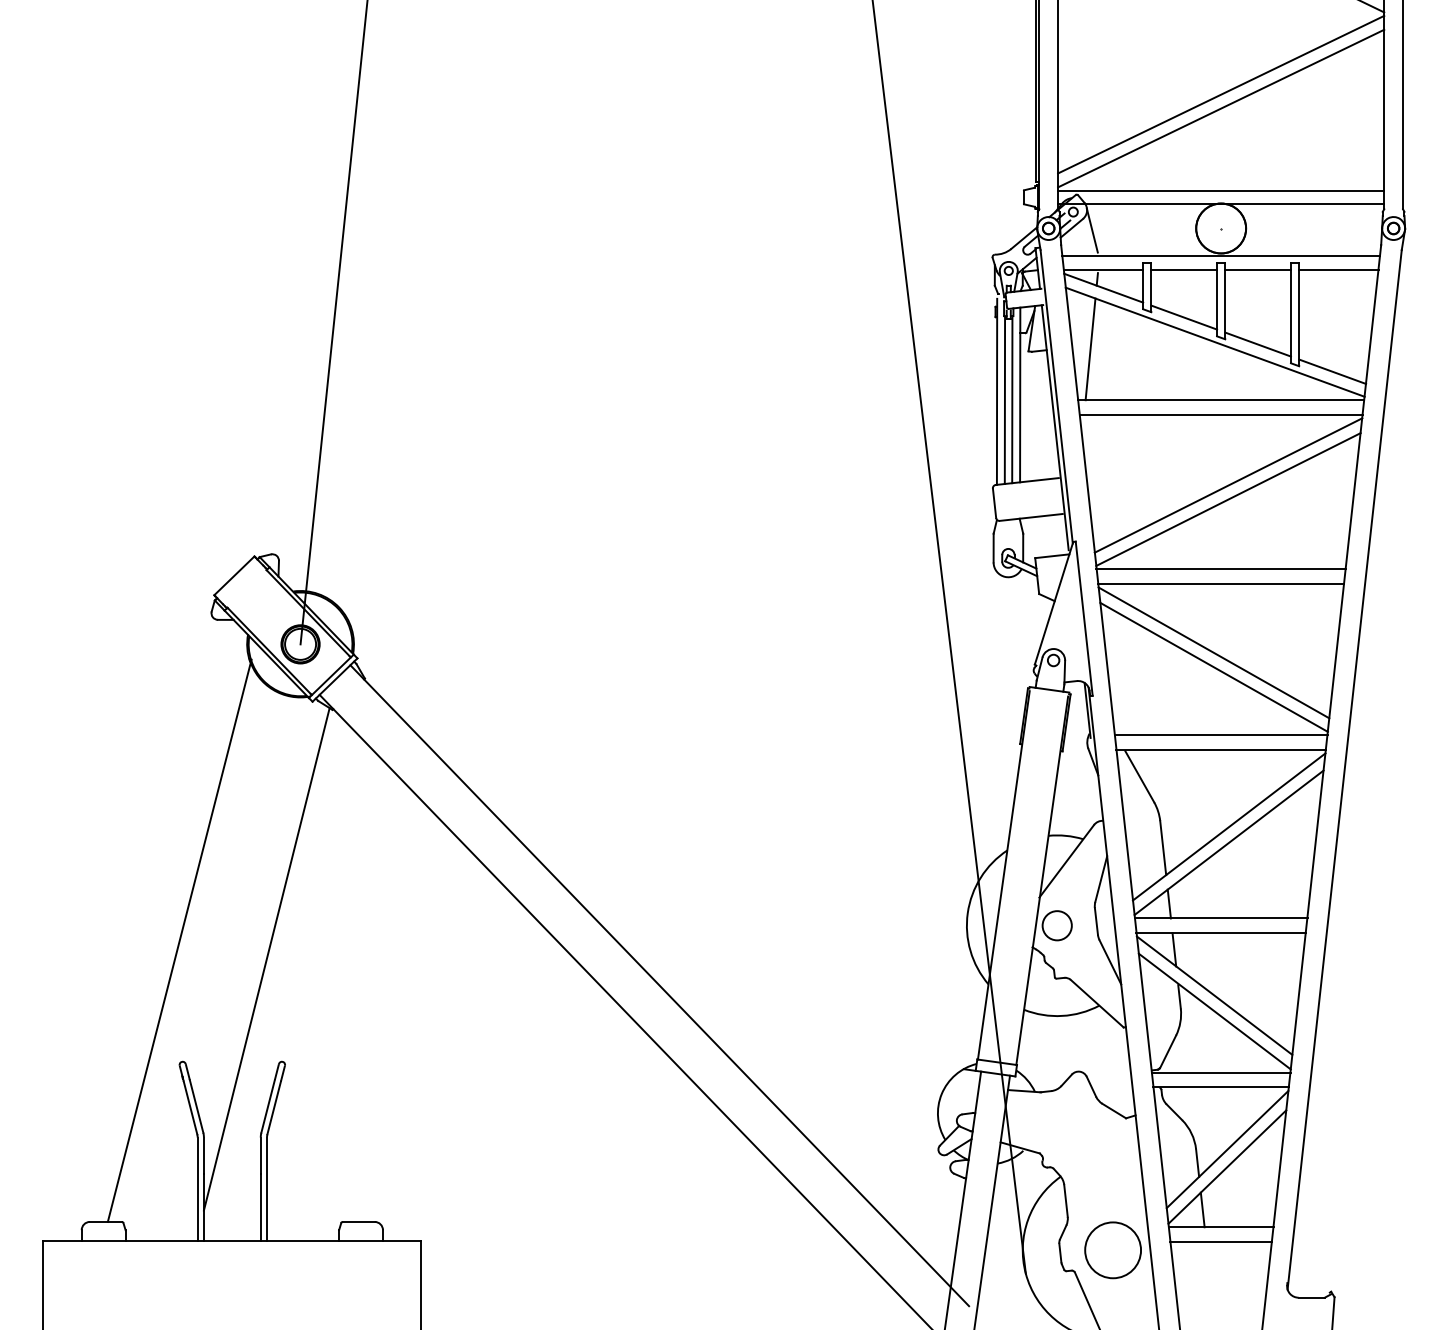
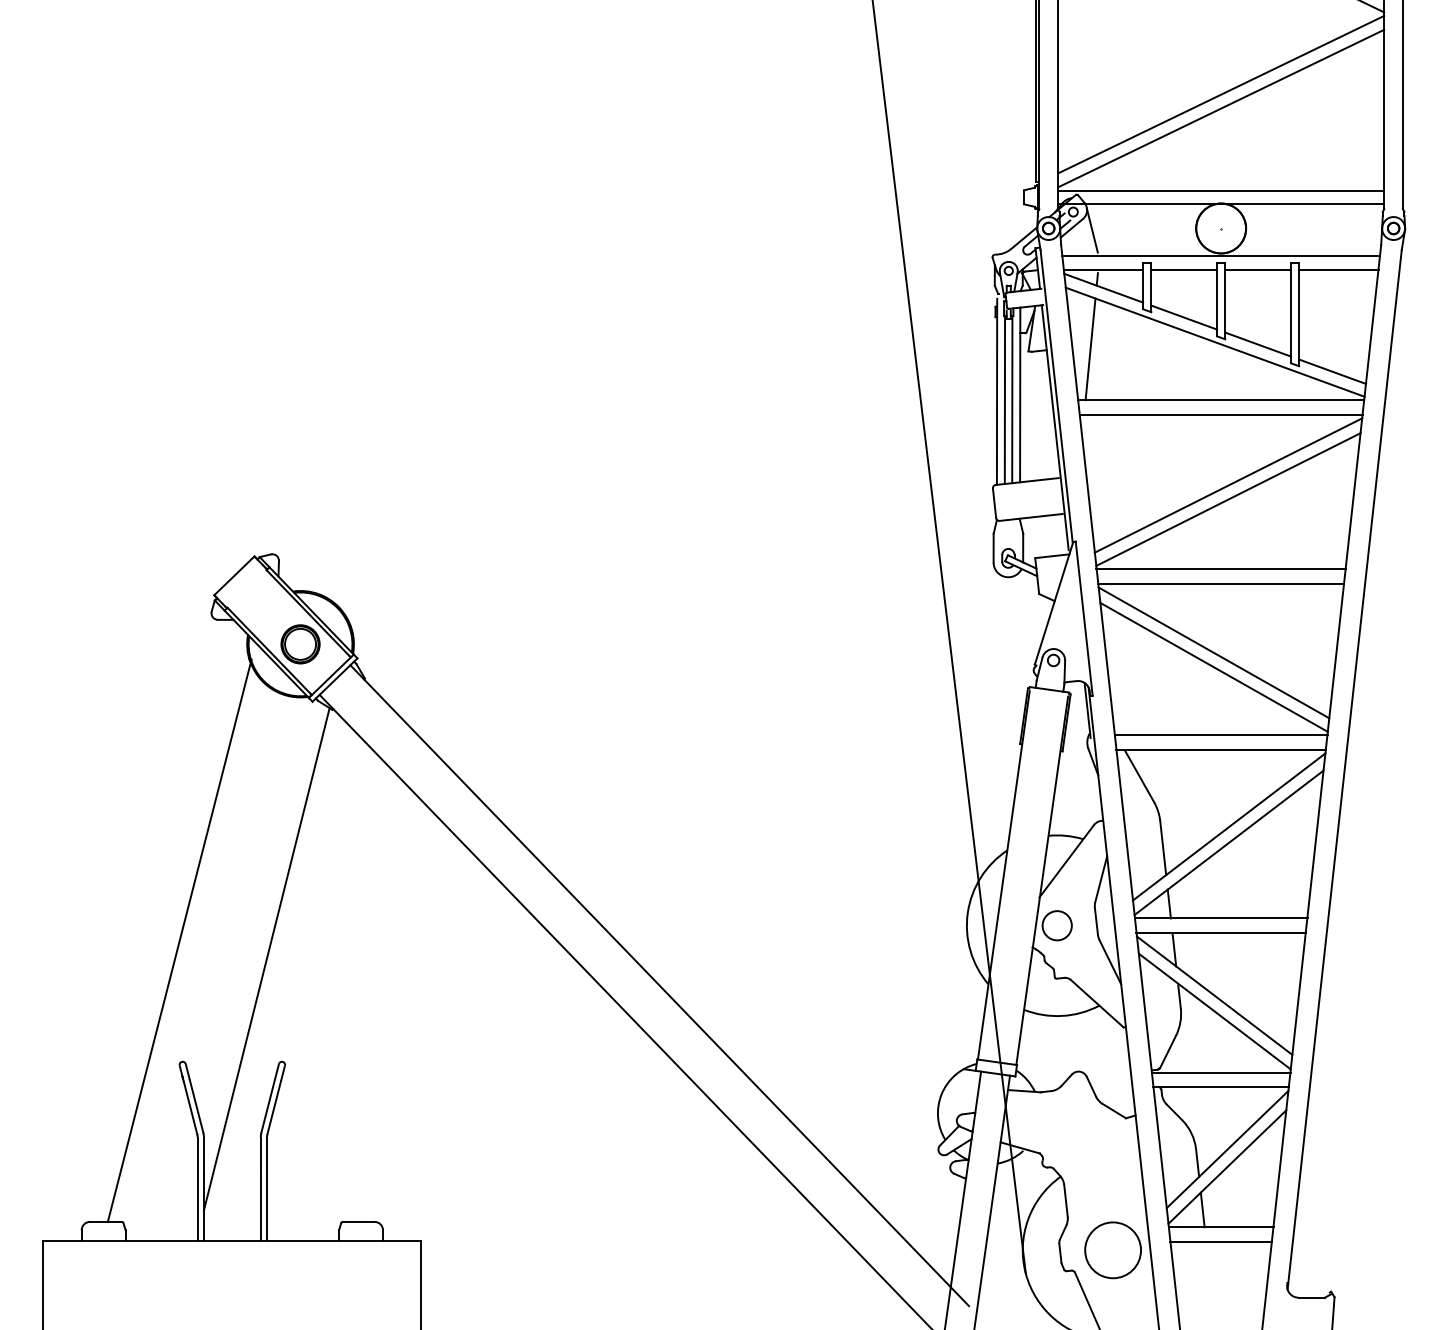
line: present -> none (333, 323)
